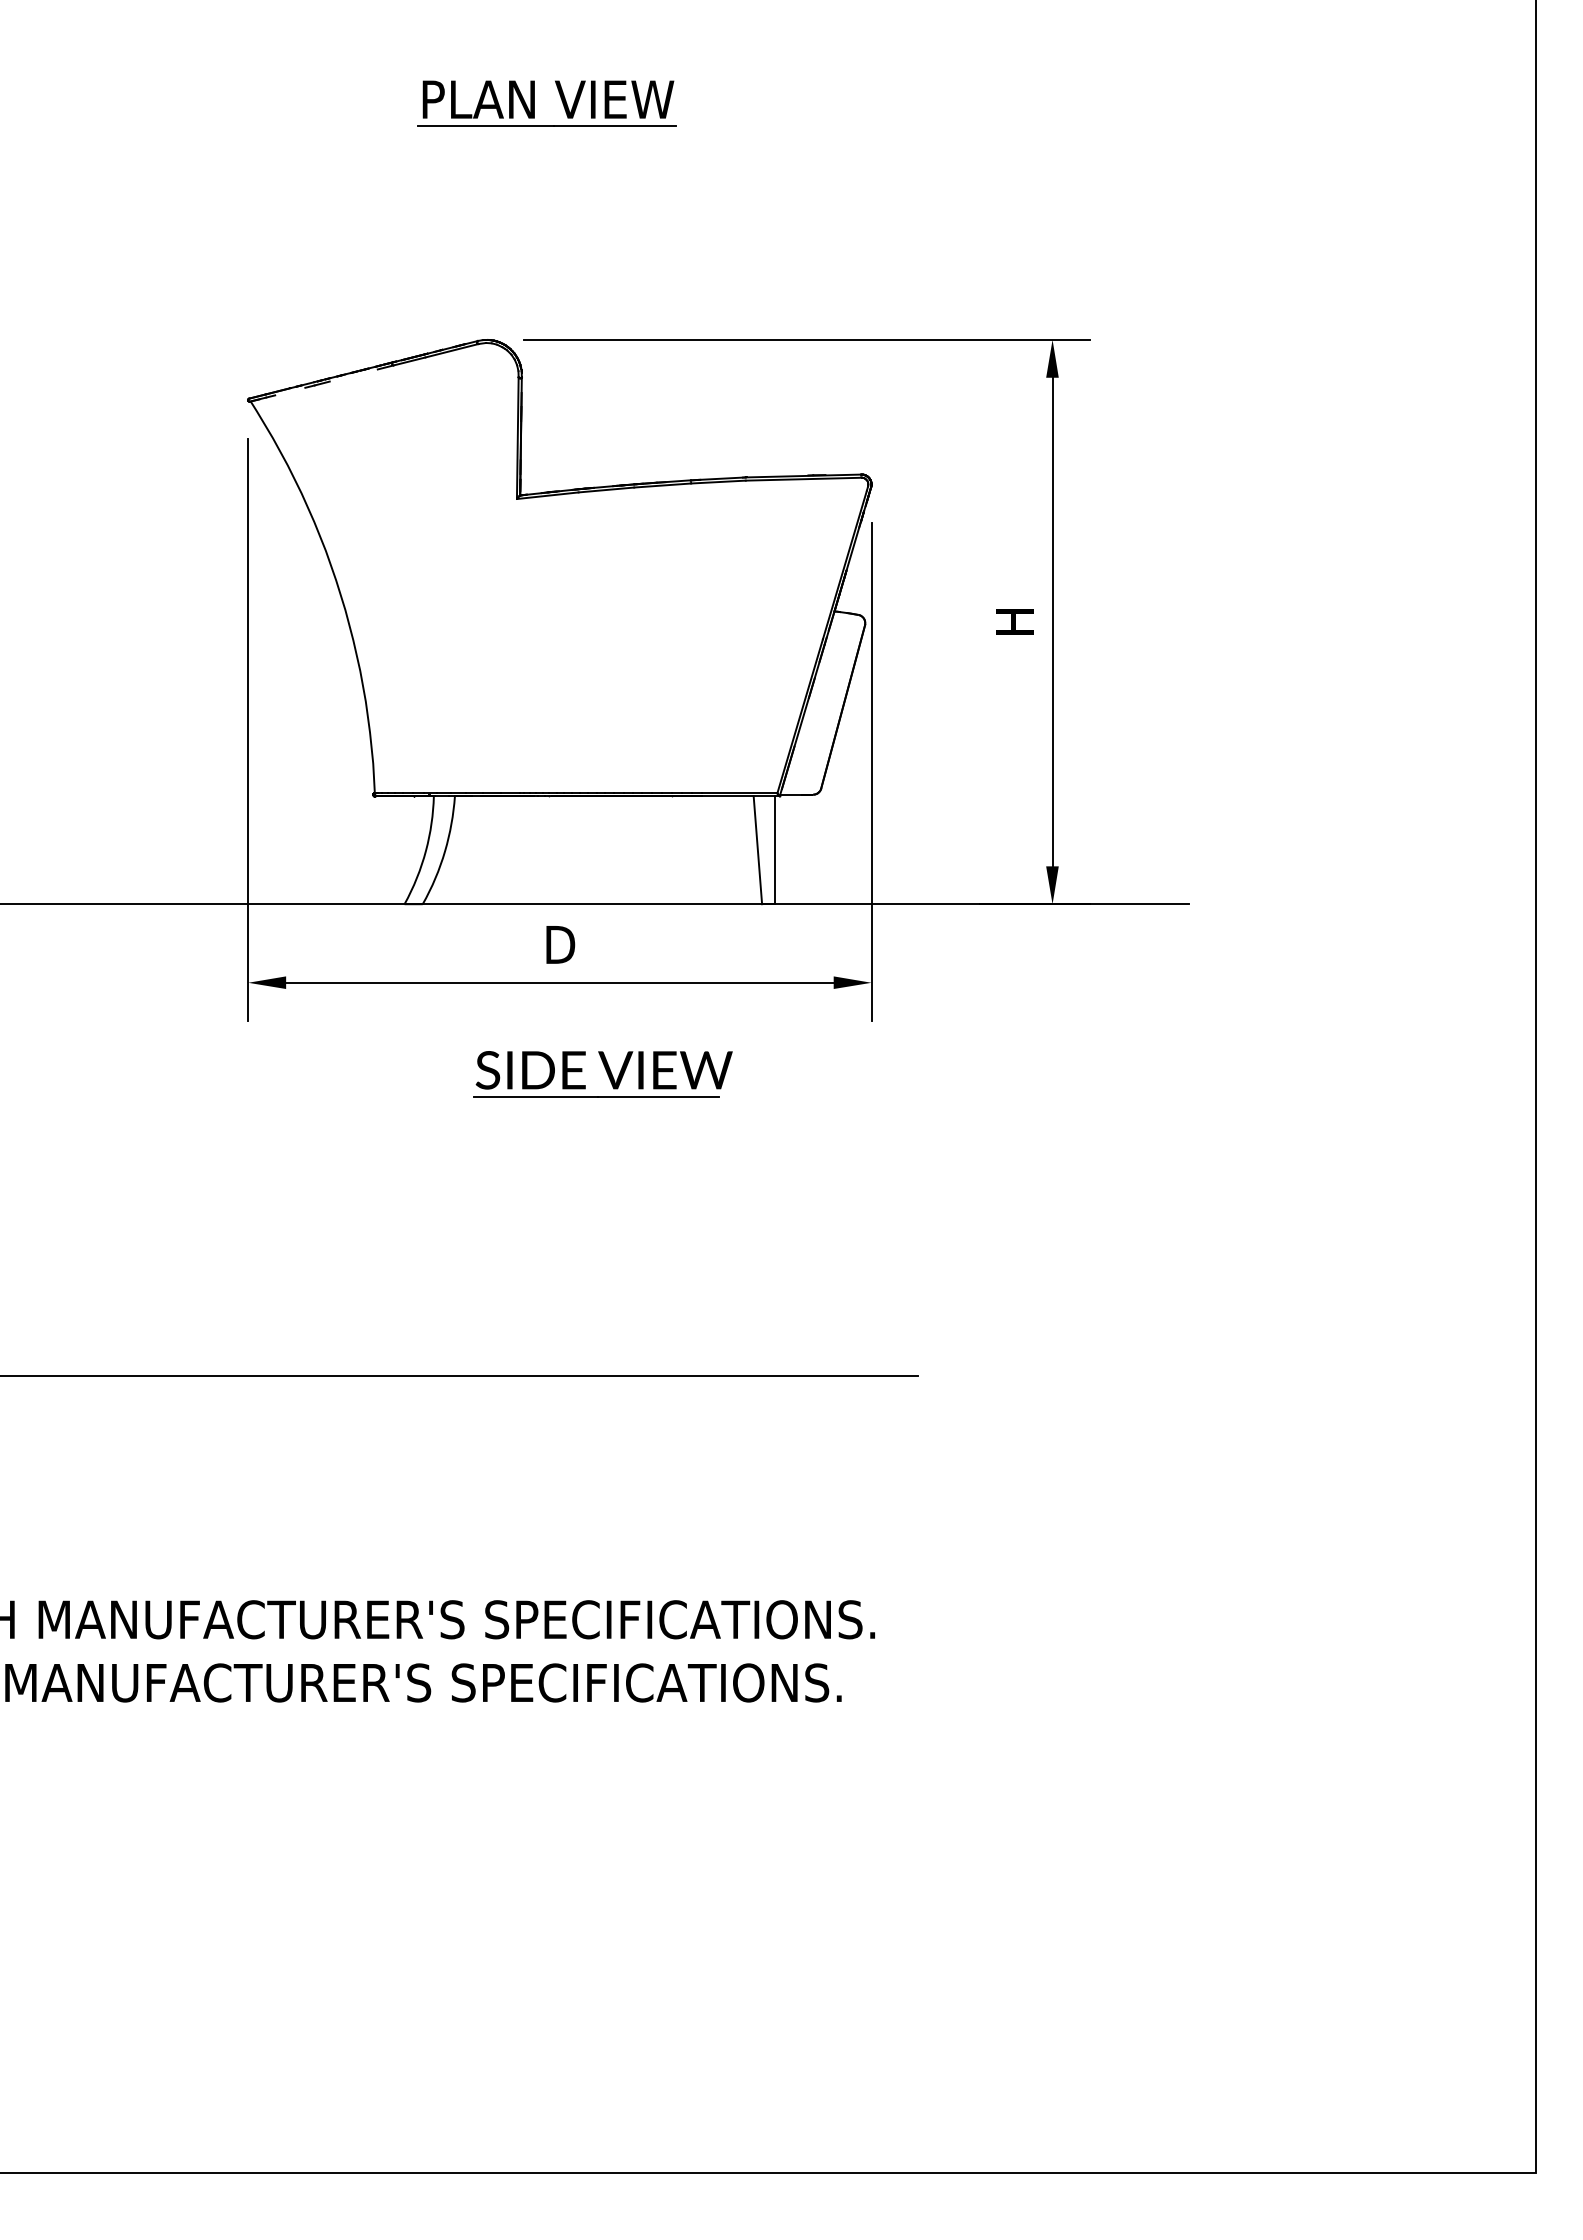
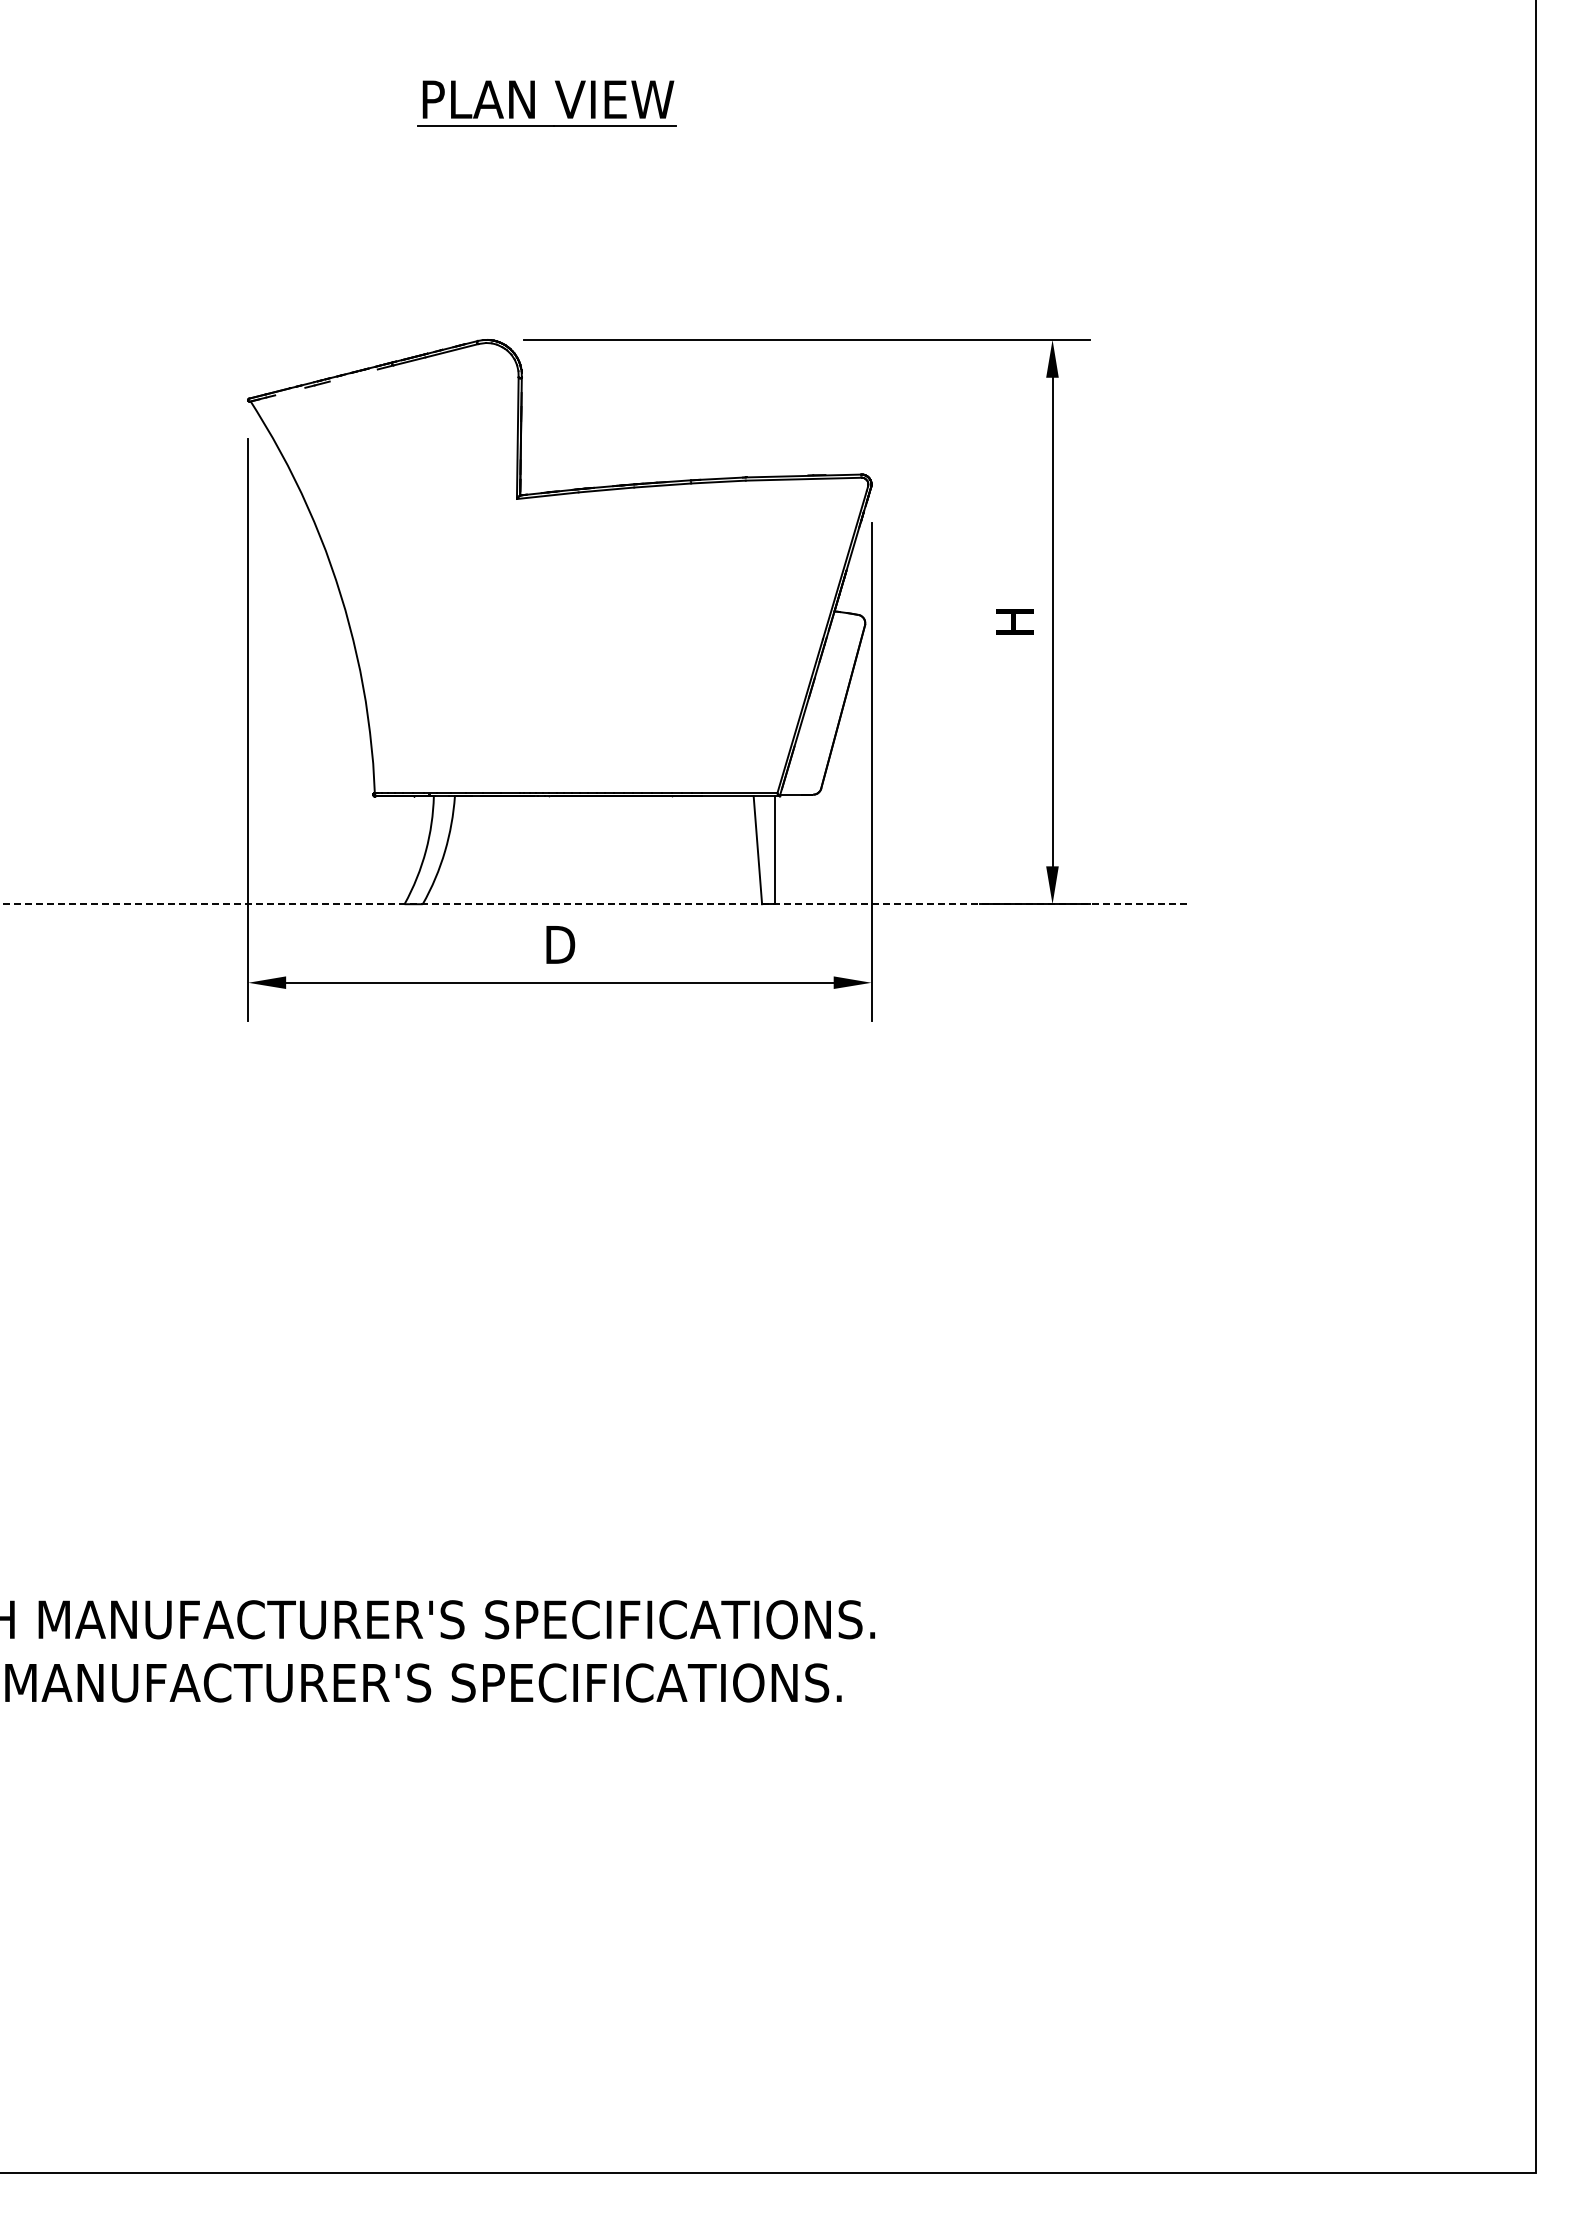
line: solid -> dashed (595, 904)
part: present -> none (602, 1074)
line: present -> none (460, 1375)
